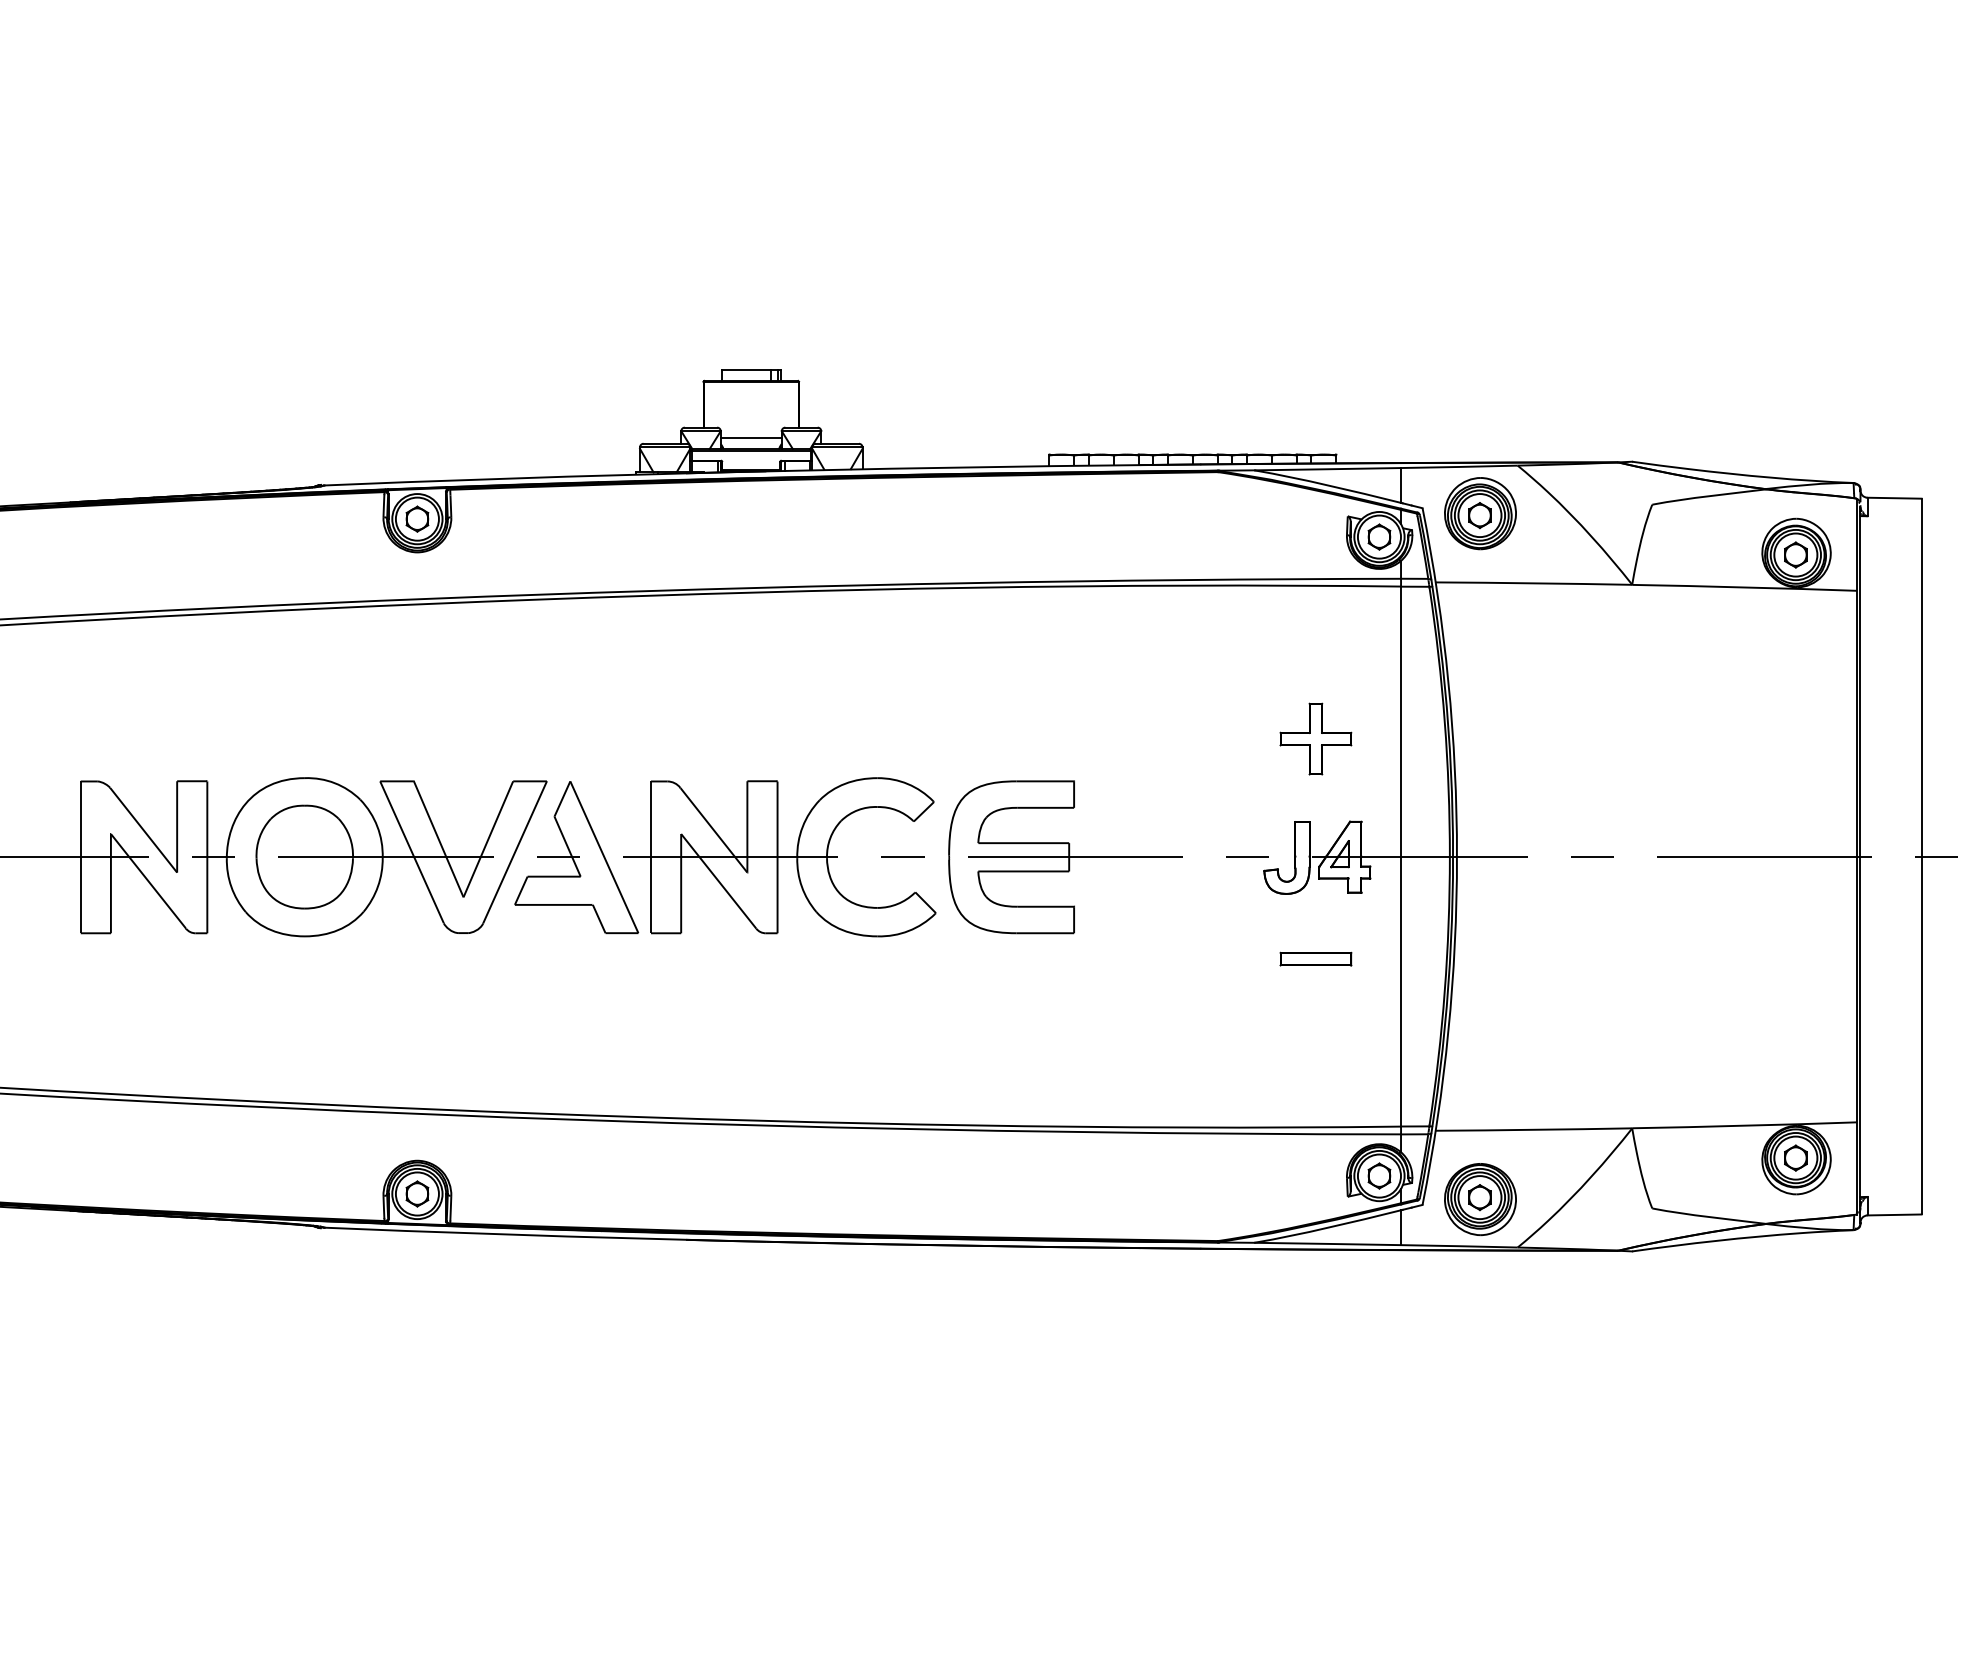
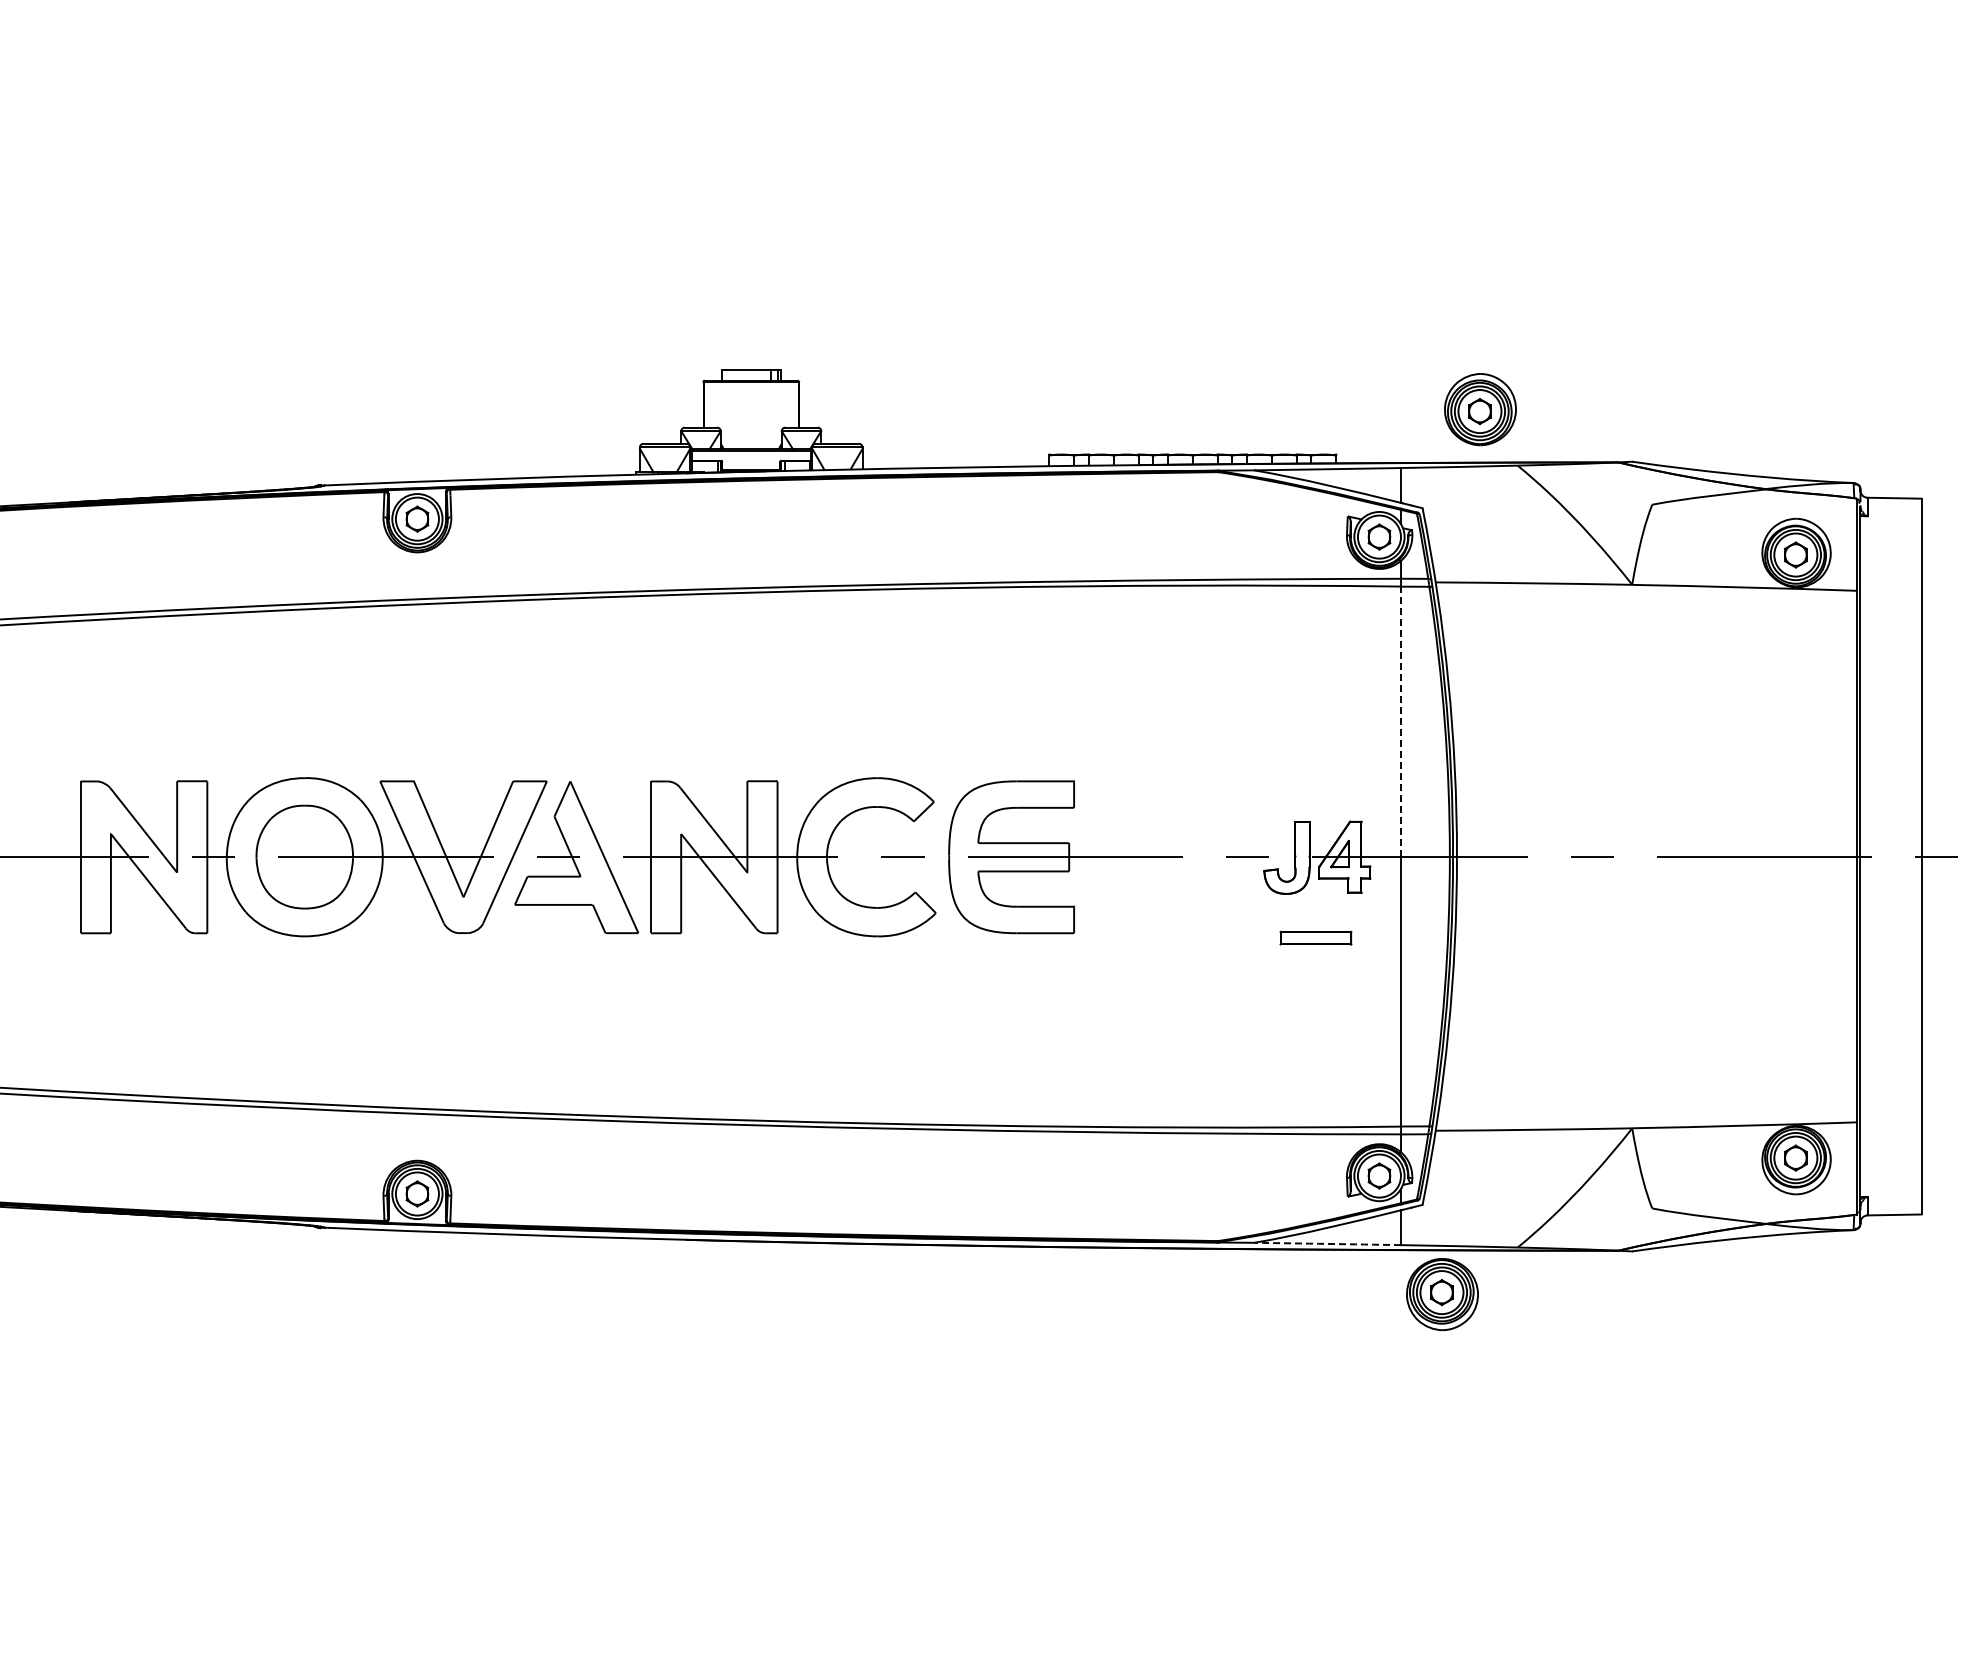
line: present -> none (750, 438)
part position: (1480, 513) -> (1480, 409) (1480, 409)
line: solid -> dashed (1401, 721)
part: present -> none (1315, 738)
part position: (1315, 958) -> (1315, 937) (1315, 937)
part position: (1480, 1199) -> (1442, 1294) (1442, 1294)
arc: solid -> dashed (1327, 1243)
